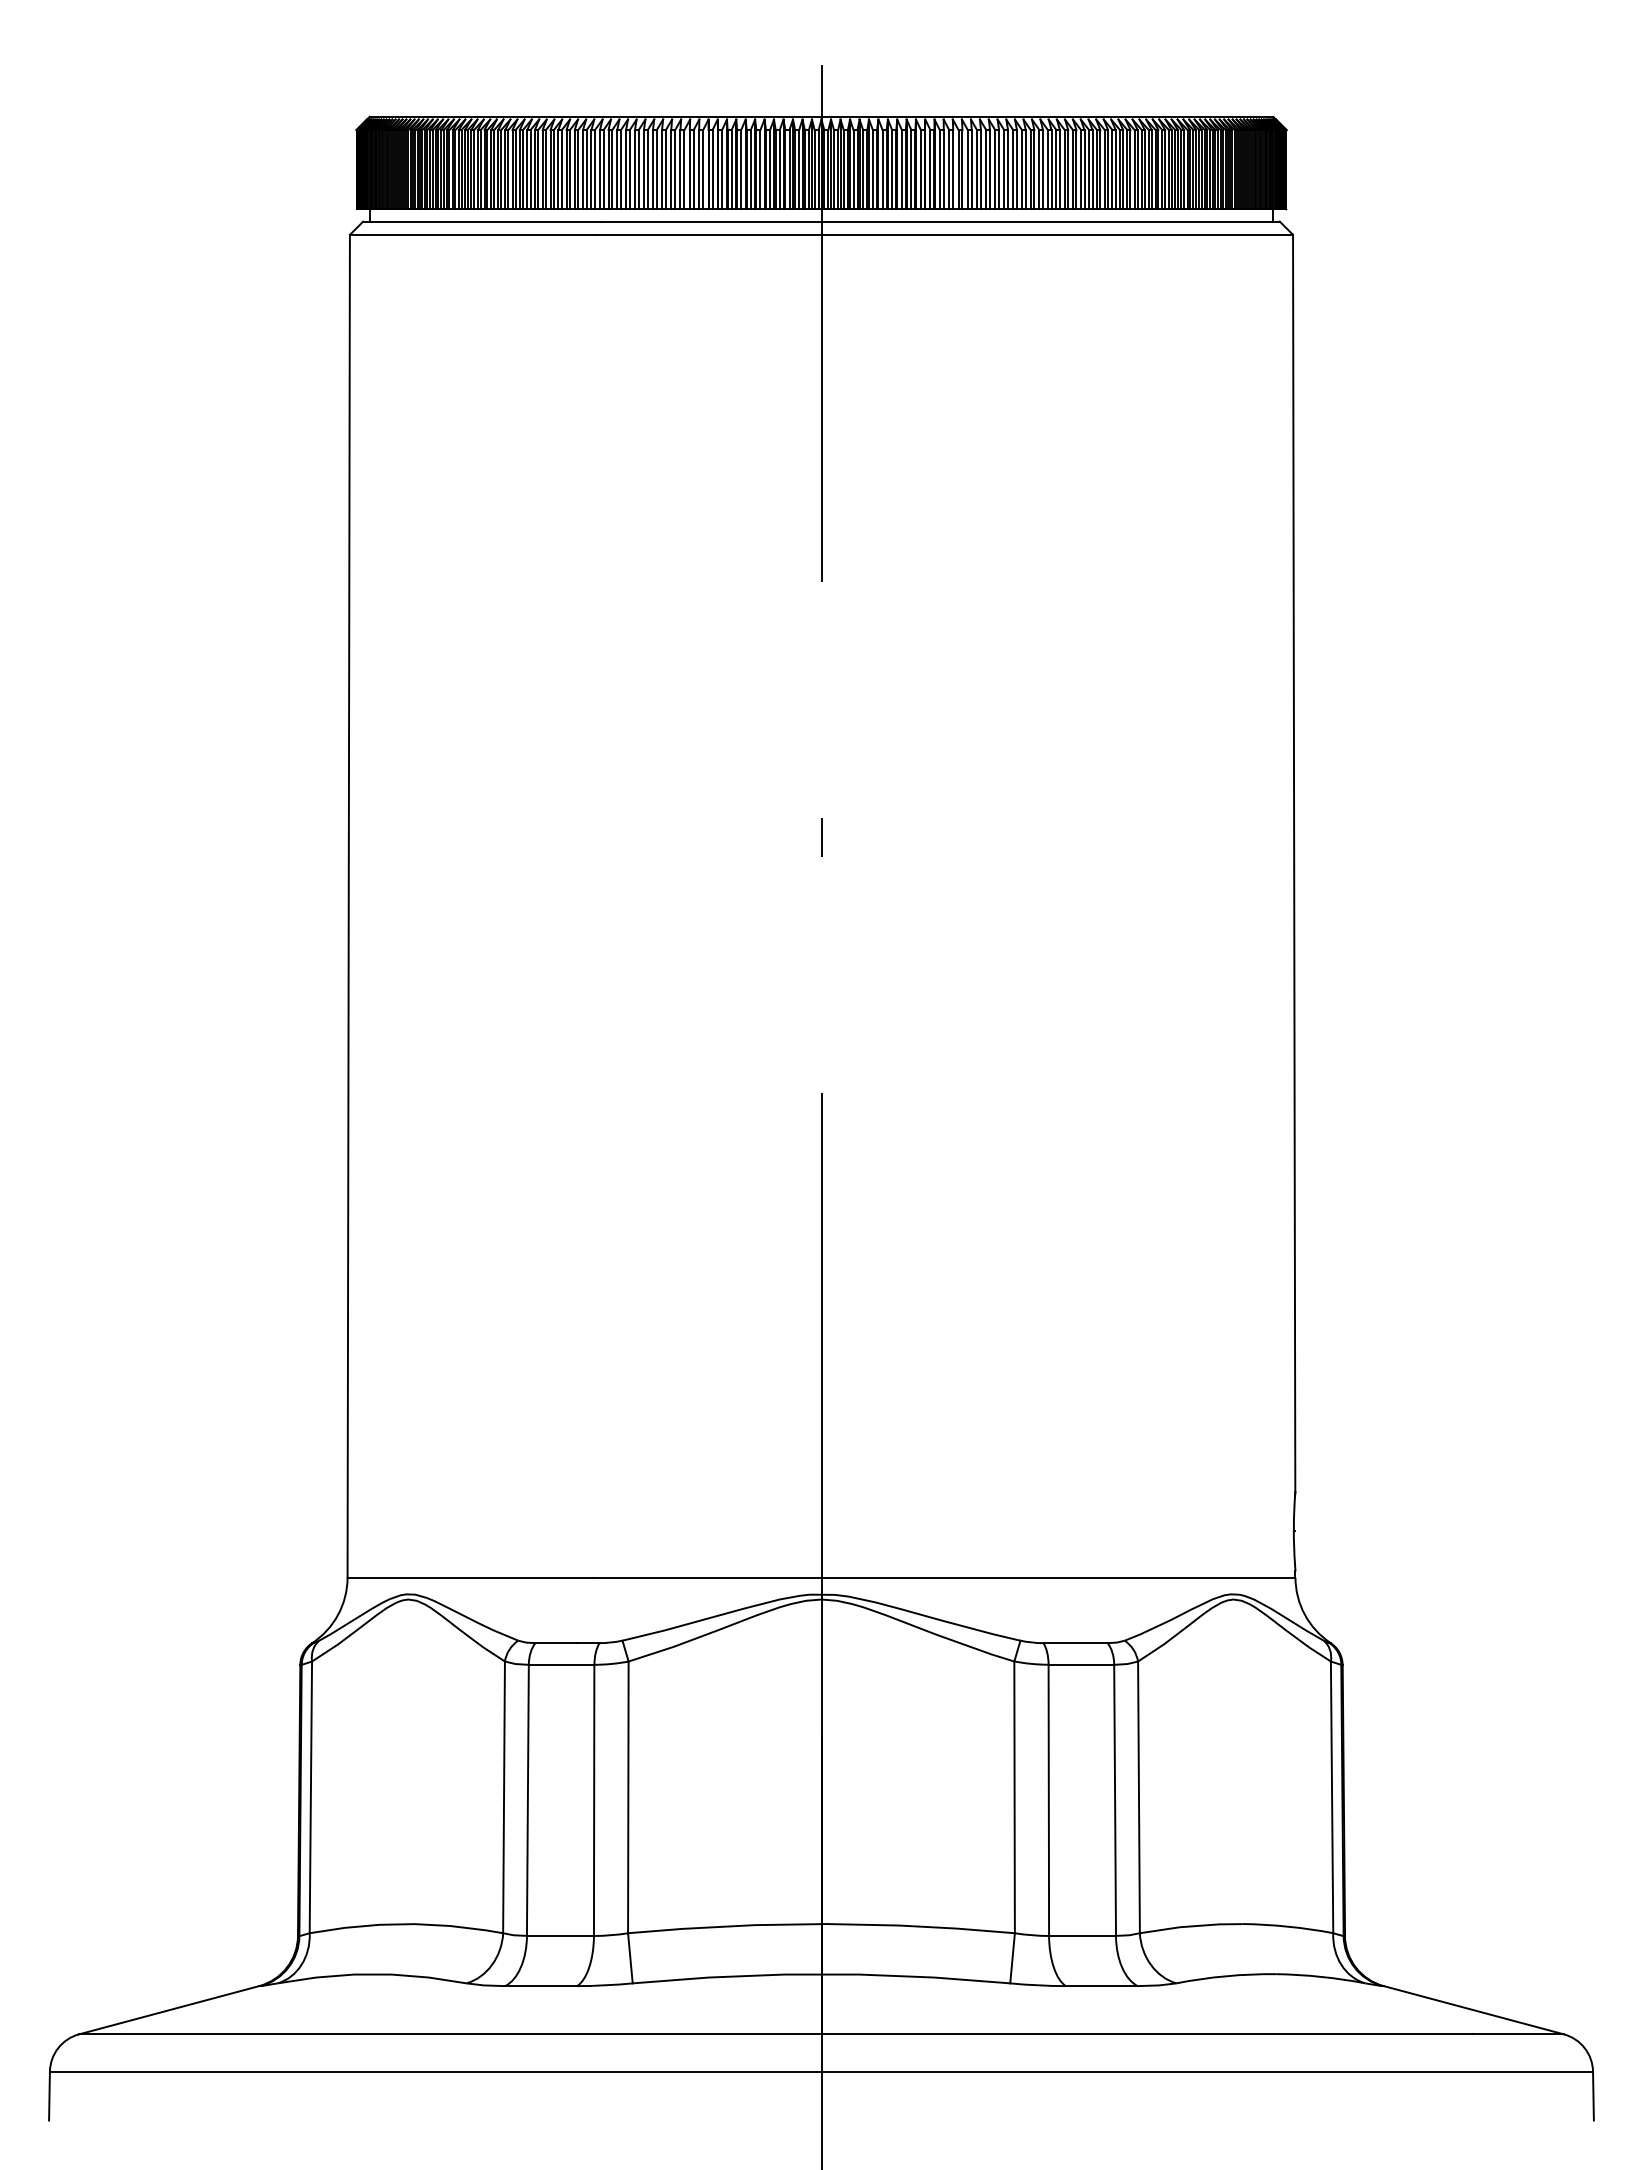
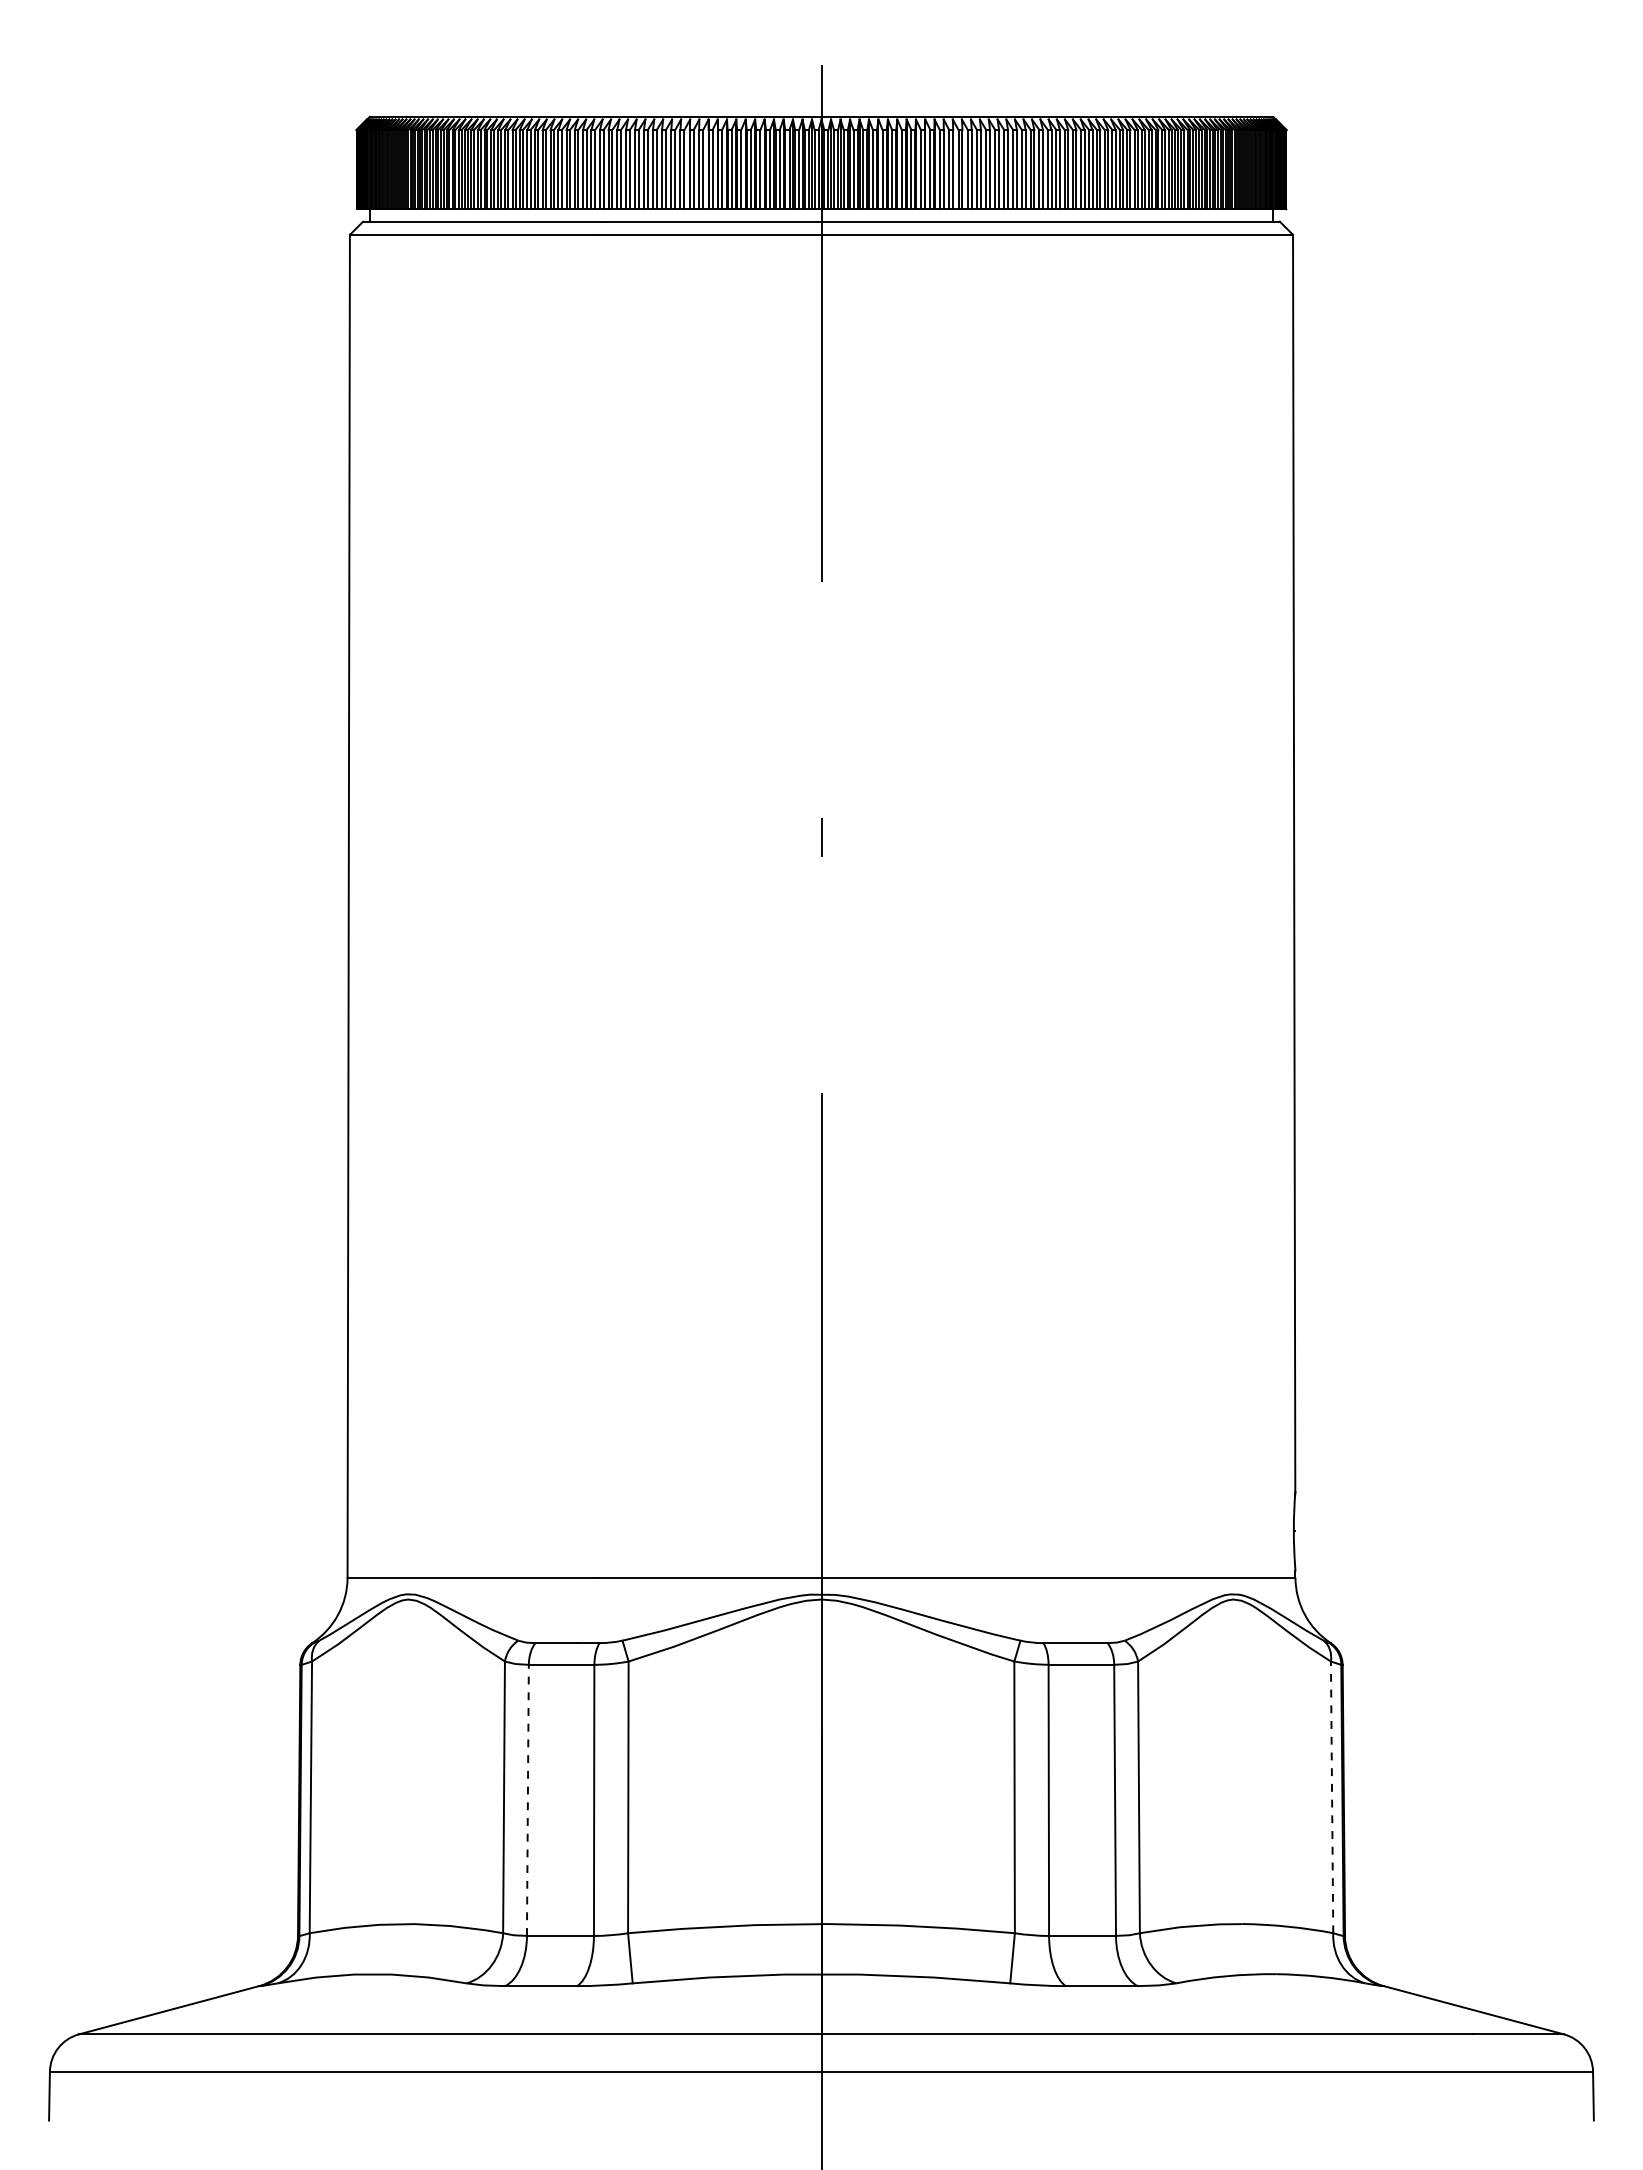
line: solid -> dashed (1332, 1797)
line: solid -> dashed (527, 1800)
